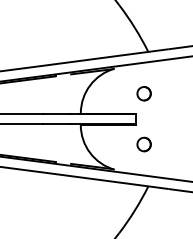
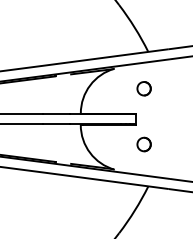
part position: (143, 93) -> (143, 88) (143, 88)
